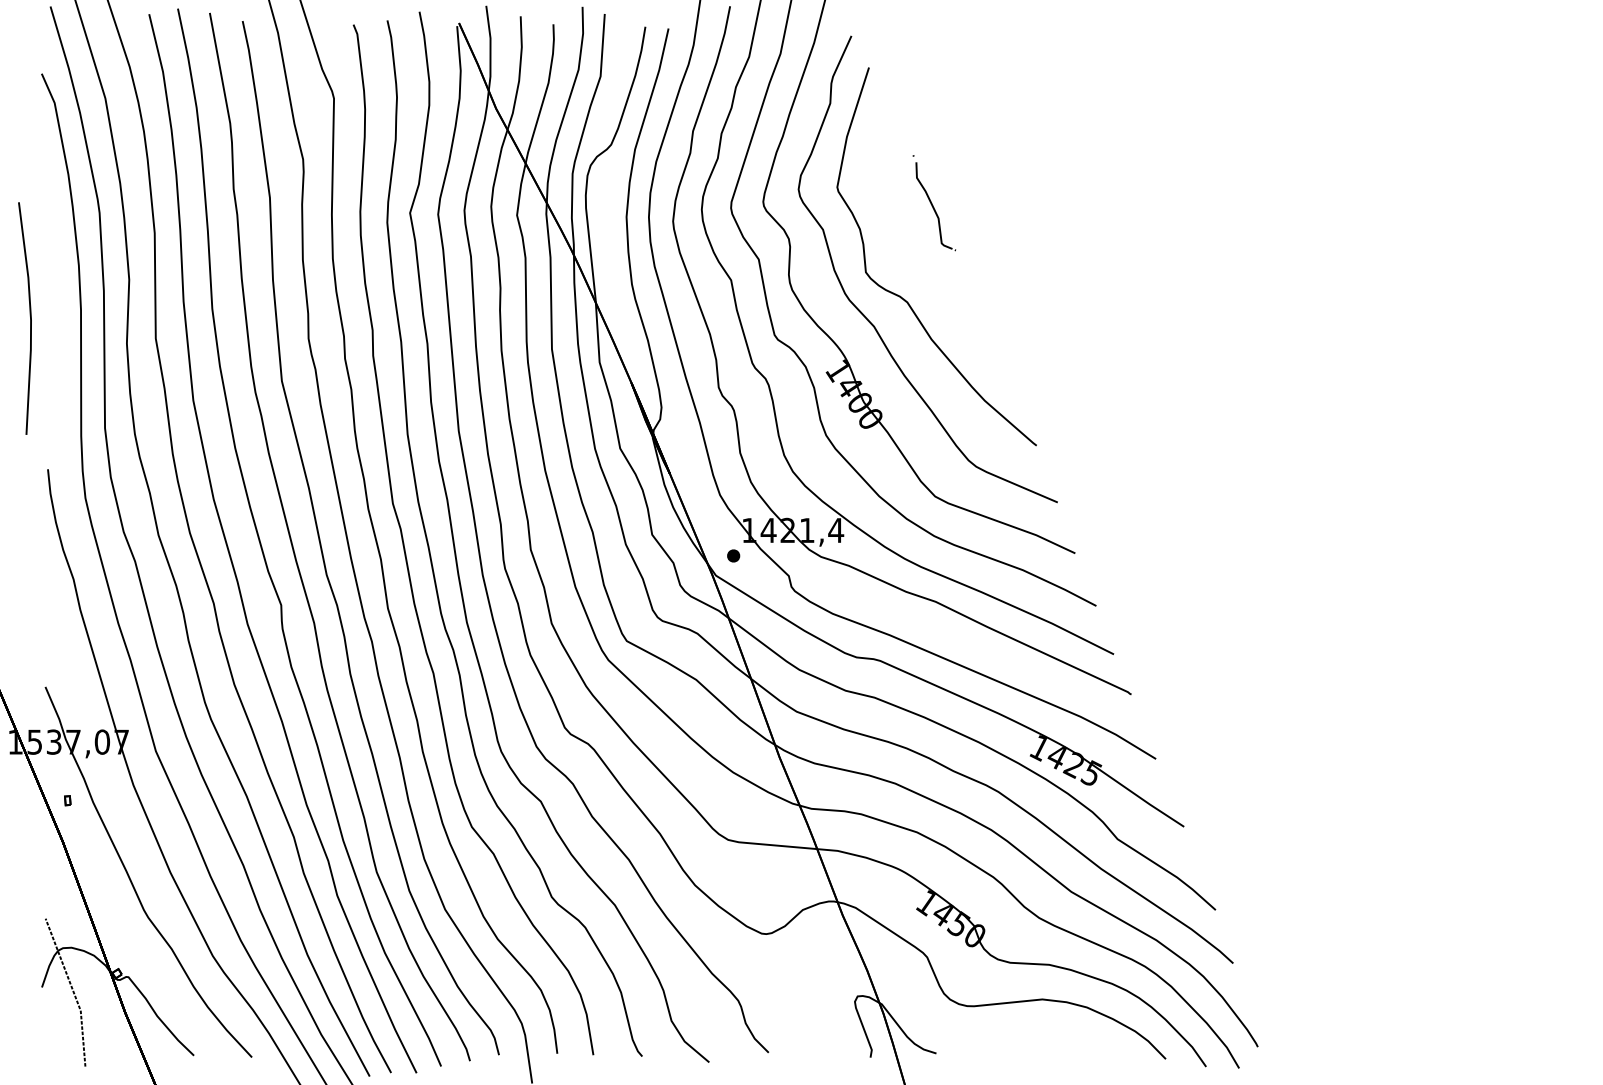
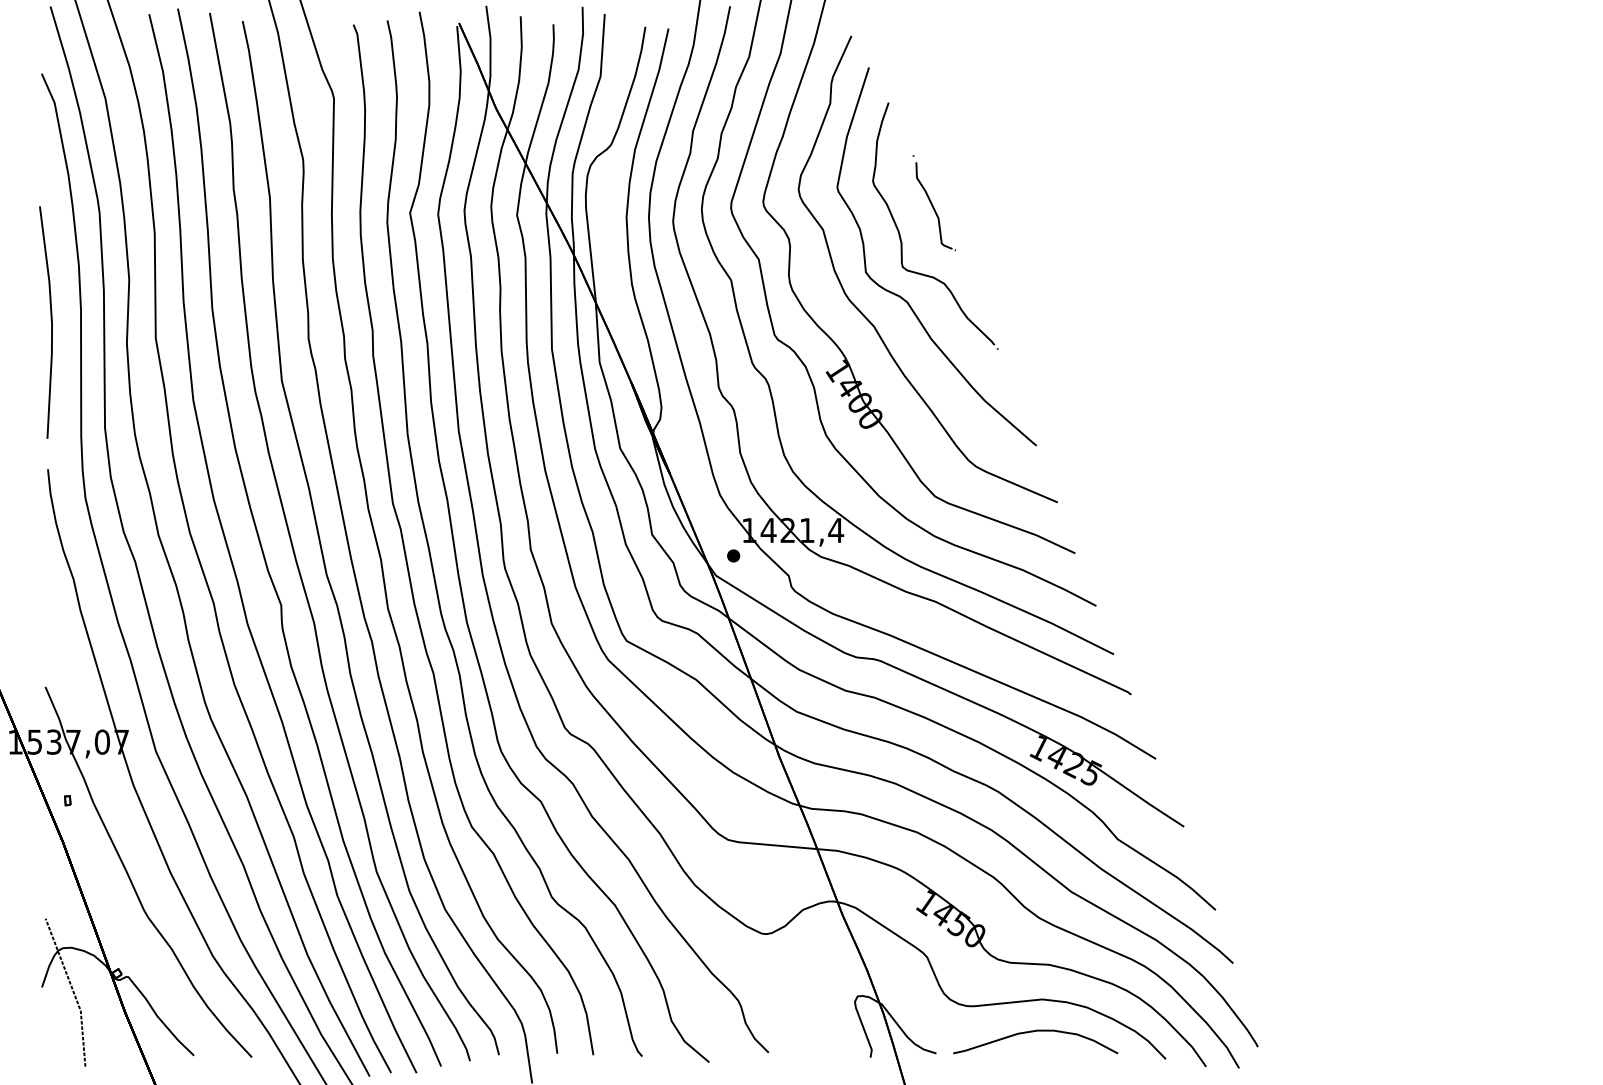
part: none -> present (900, 233)
line position: (29, 315) -> (50, 319) (50, 319)
curve: none -> present (1033, 1032)
